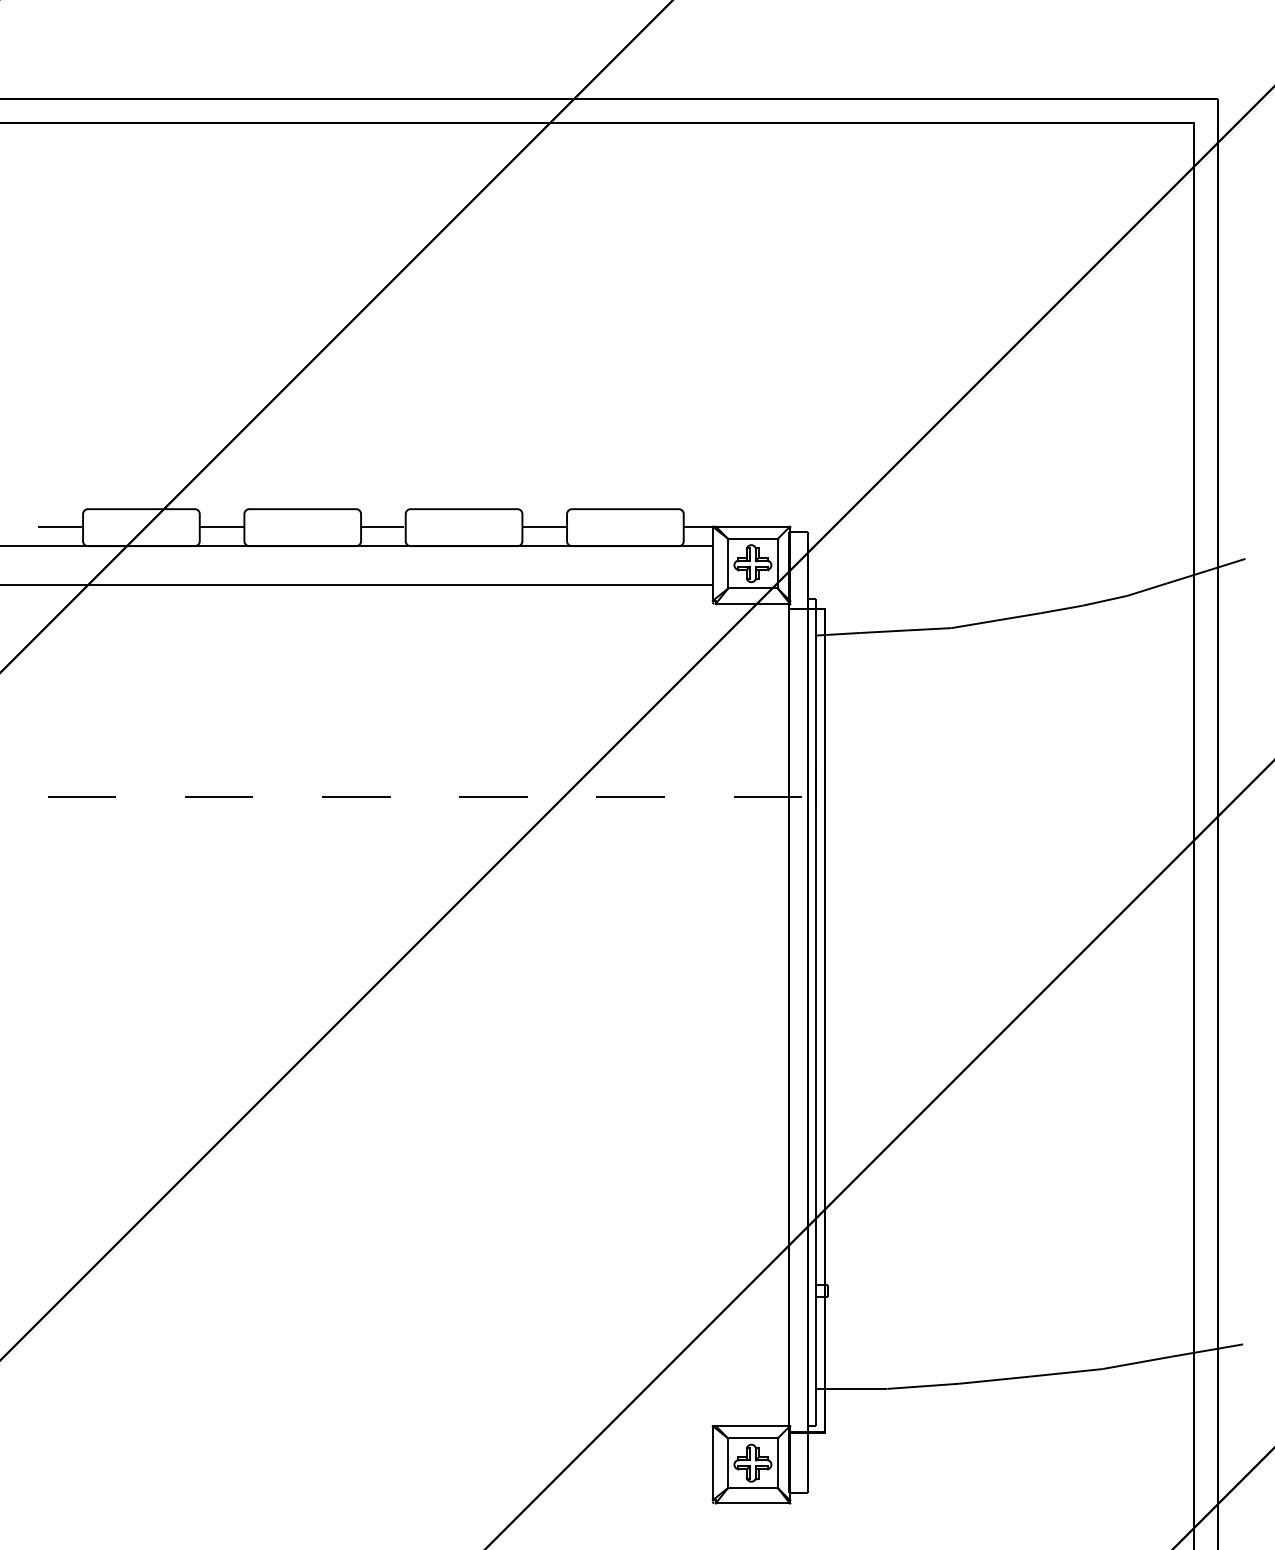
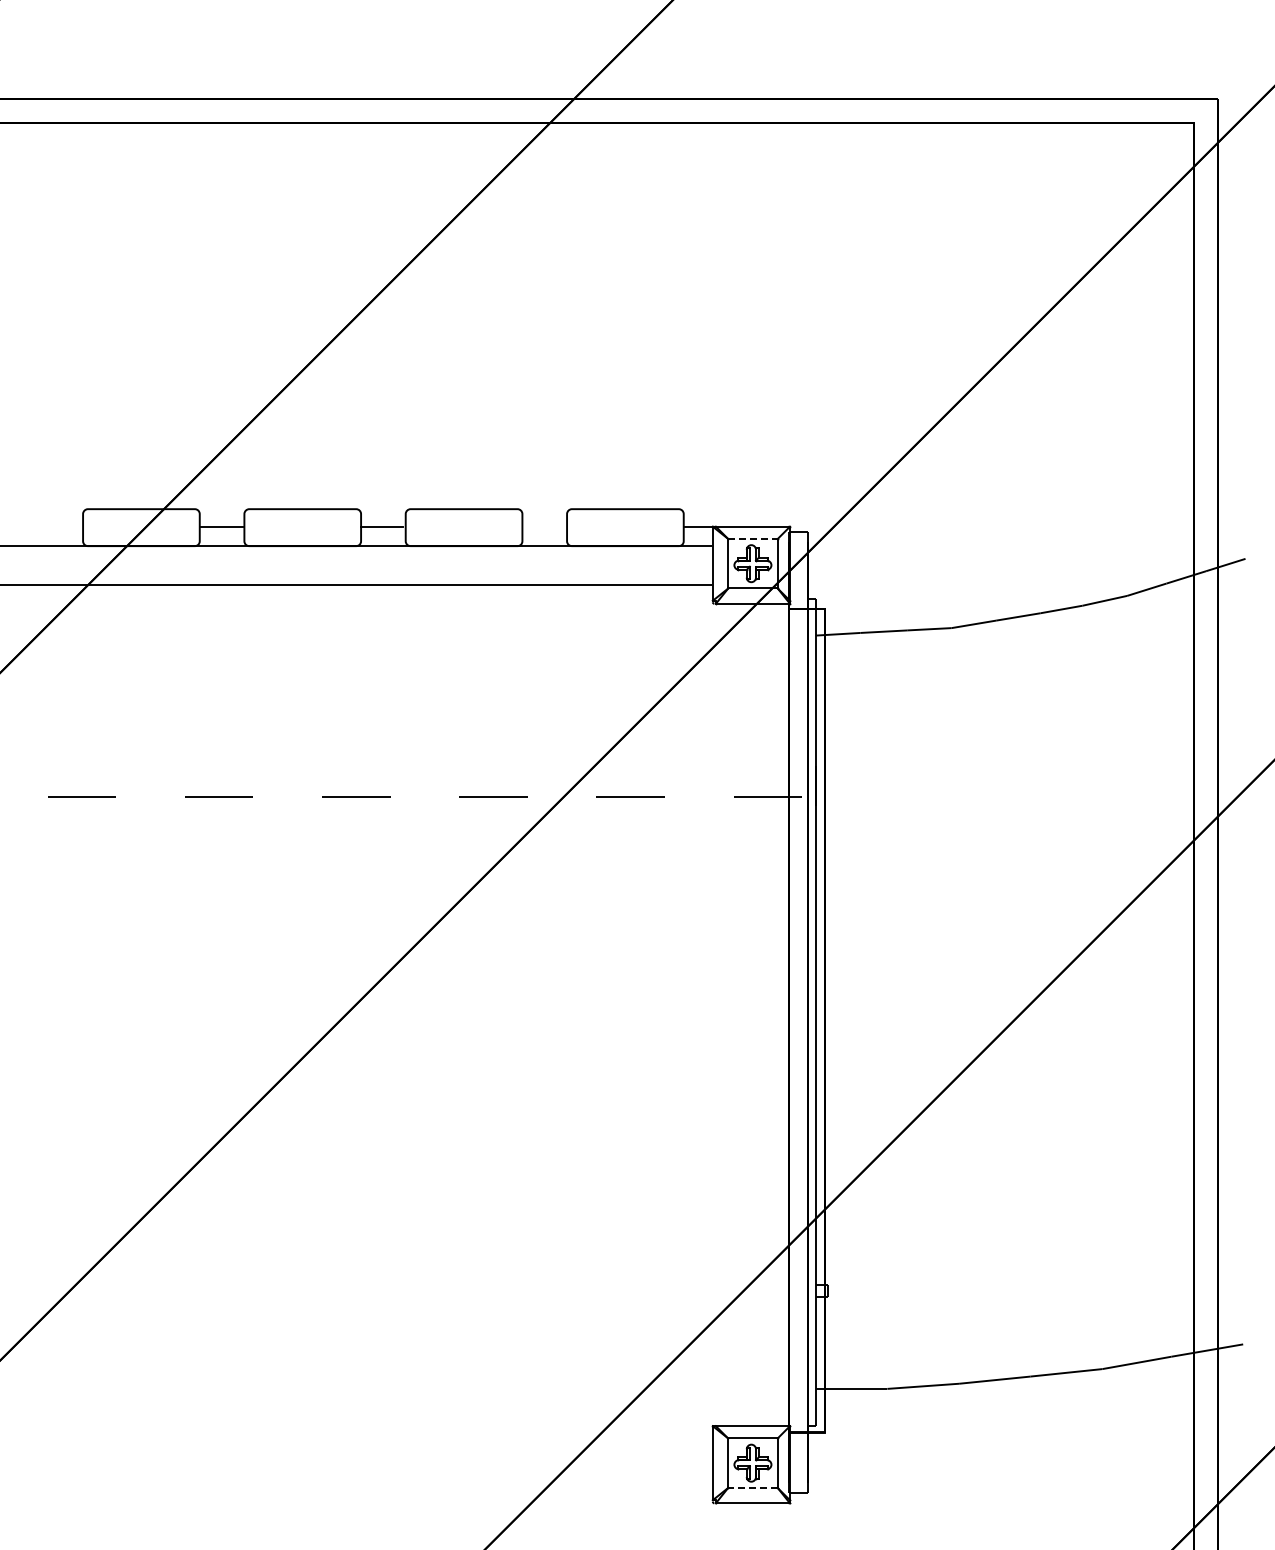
line: present -> none (59, 526)
line: present -> none (544, 526)
line: solid -> dashed (752, 539)
line: solid -> dashed (752, 1487)
